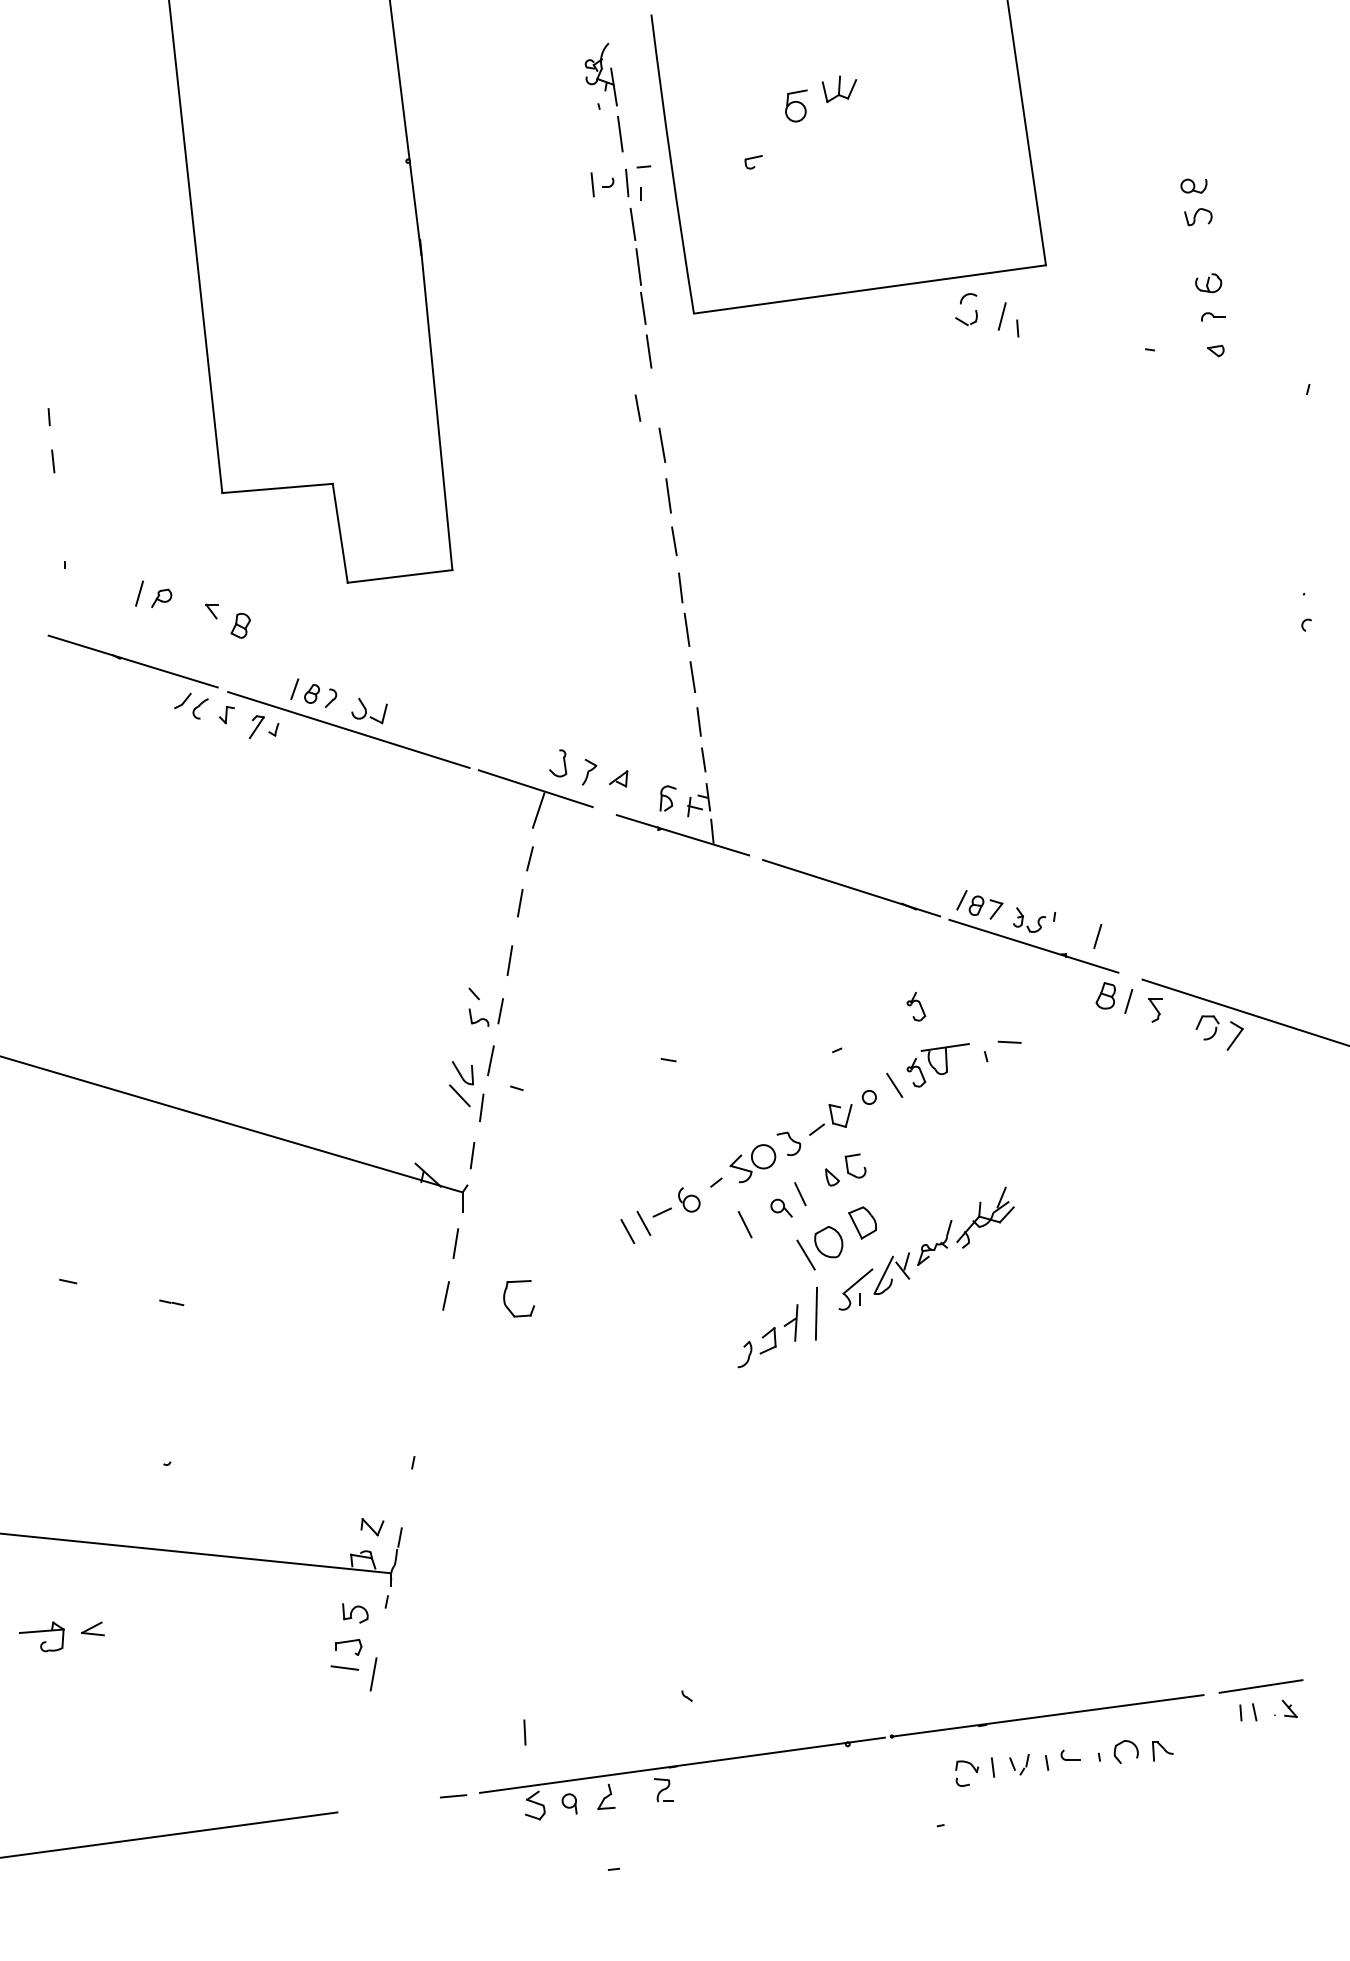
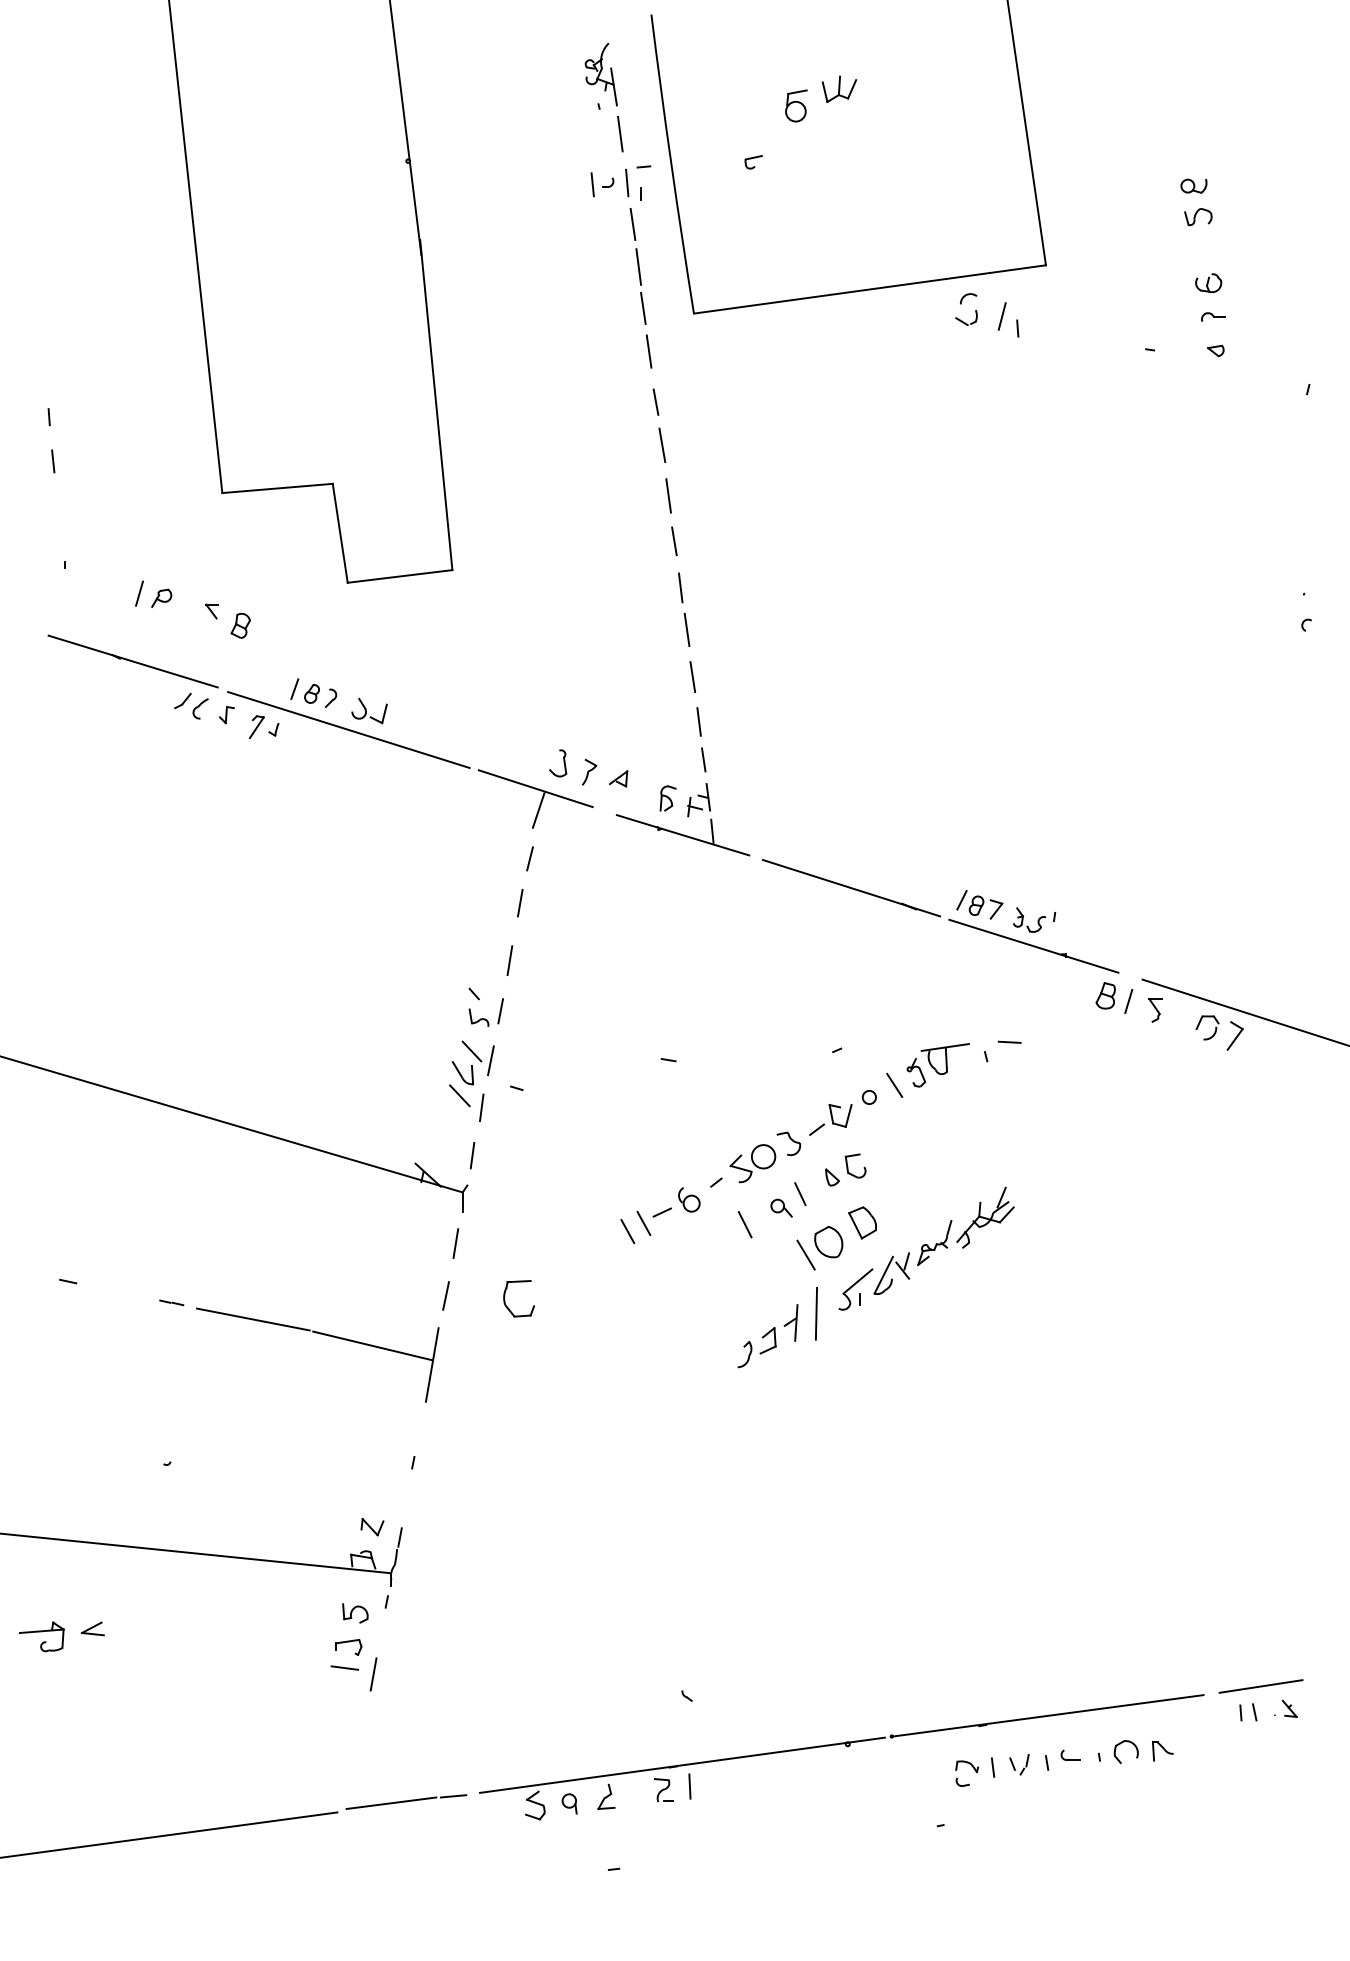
line position: (637, 407) -> (655, 401) (655, 401)
line: present -> none (1097, 936)
part: present -> none (916, 1006)
line: none -> present (471, 1051)
part: none -> present (320, 1334)
line position: (524, 1732) -> (689, 1786) (689, 1786)
line: none -> present (391, 1802)
